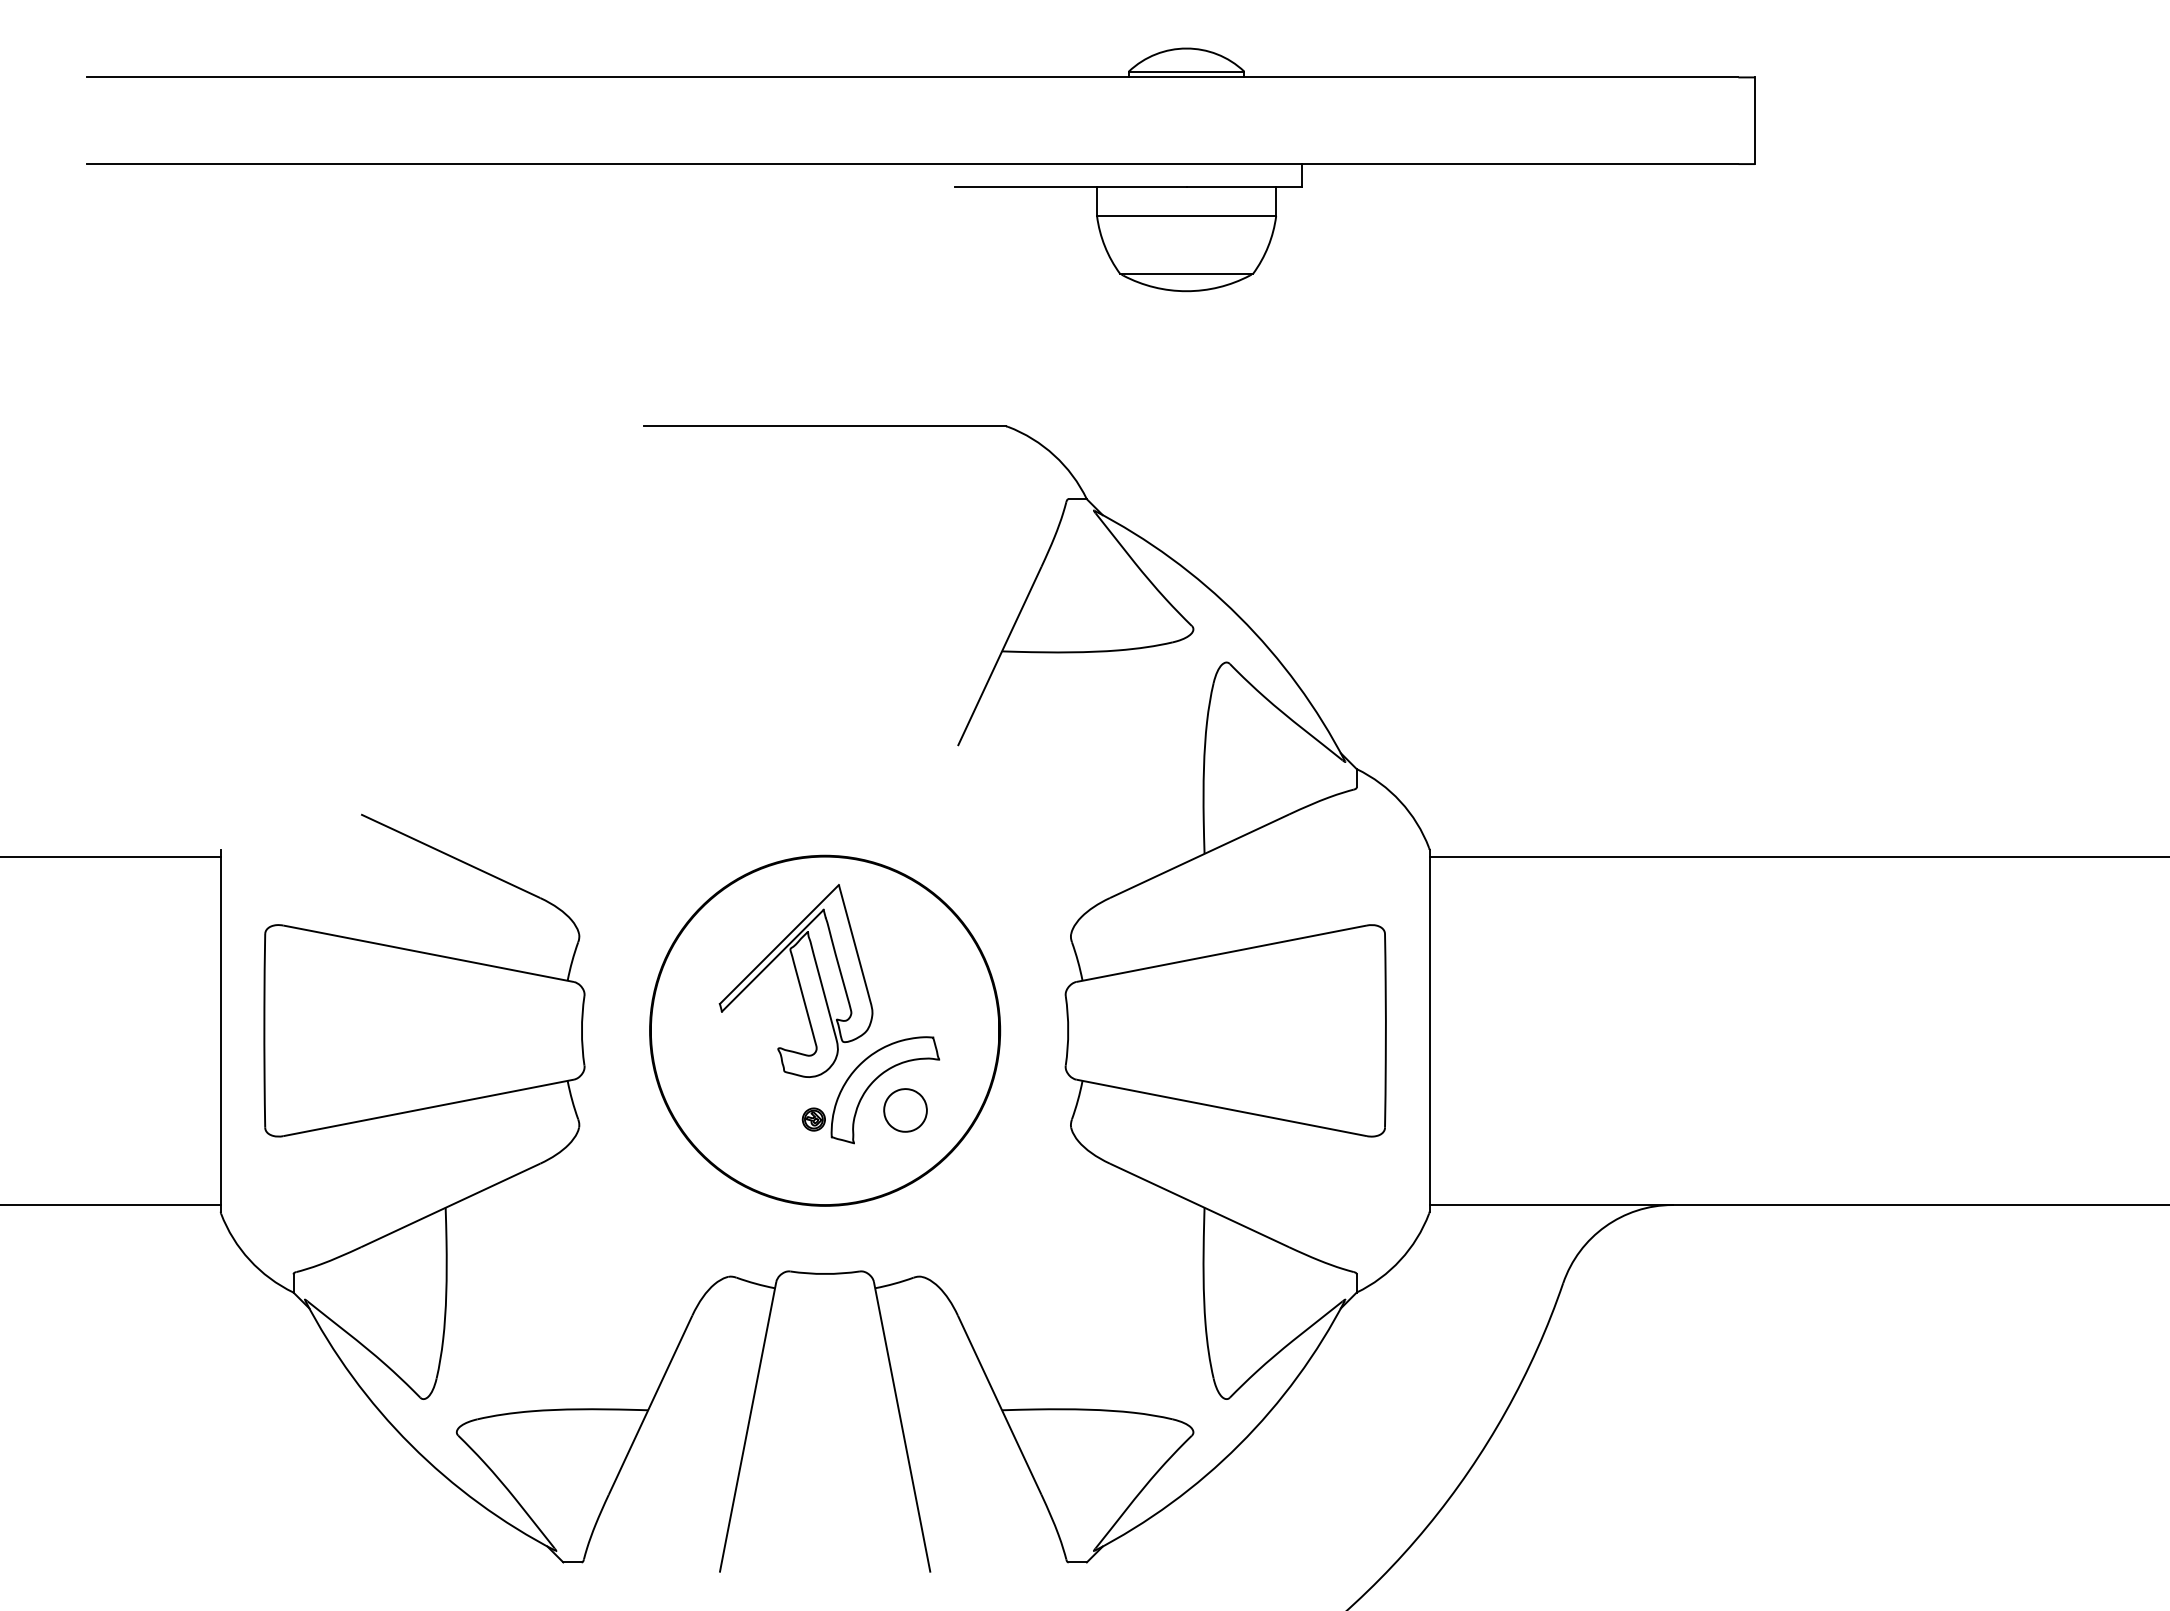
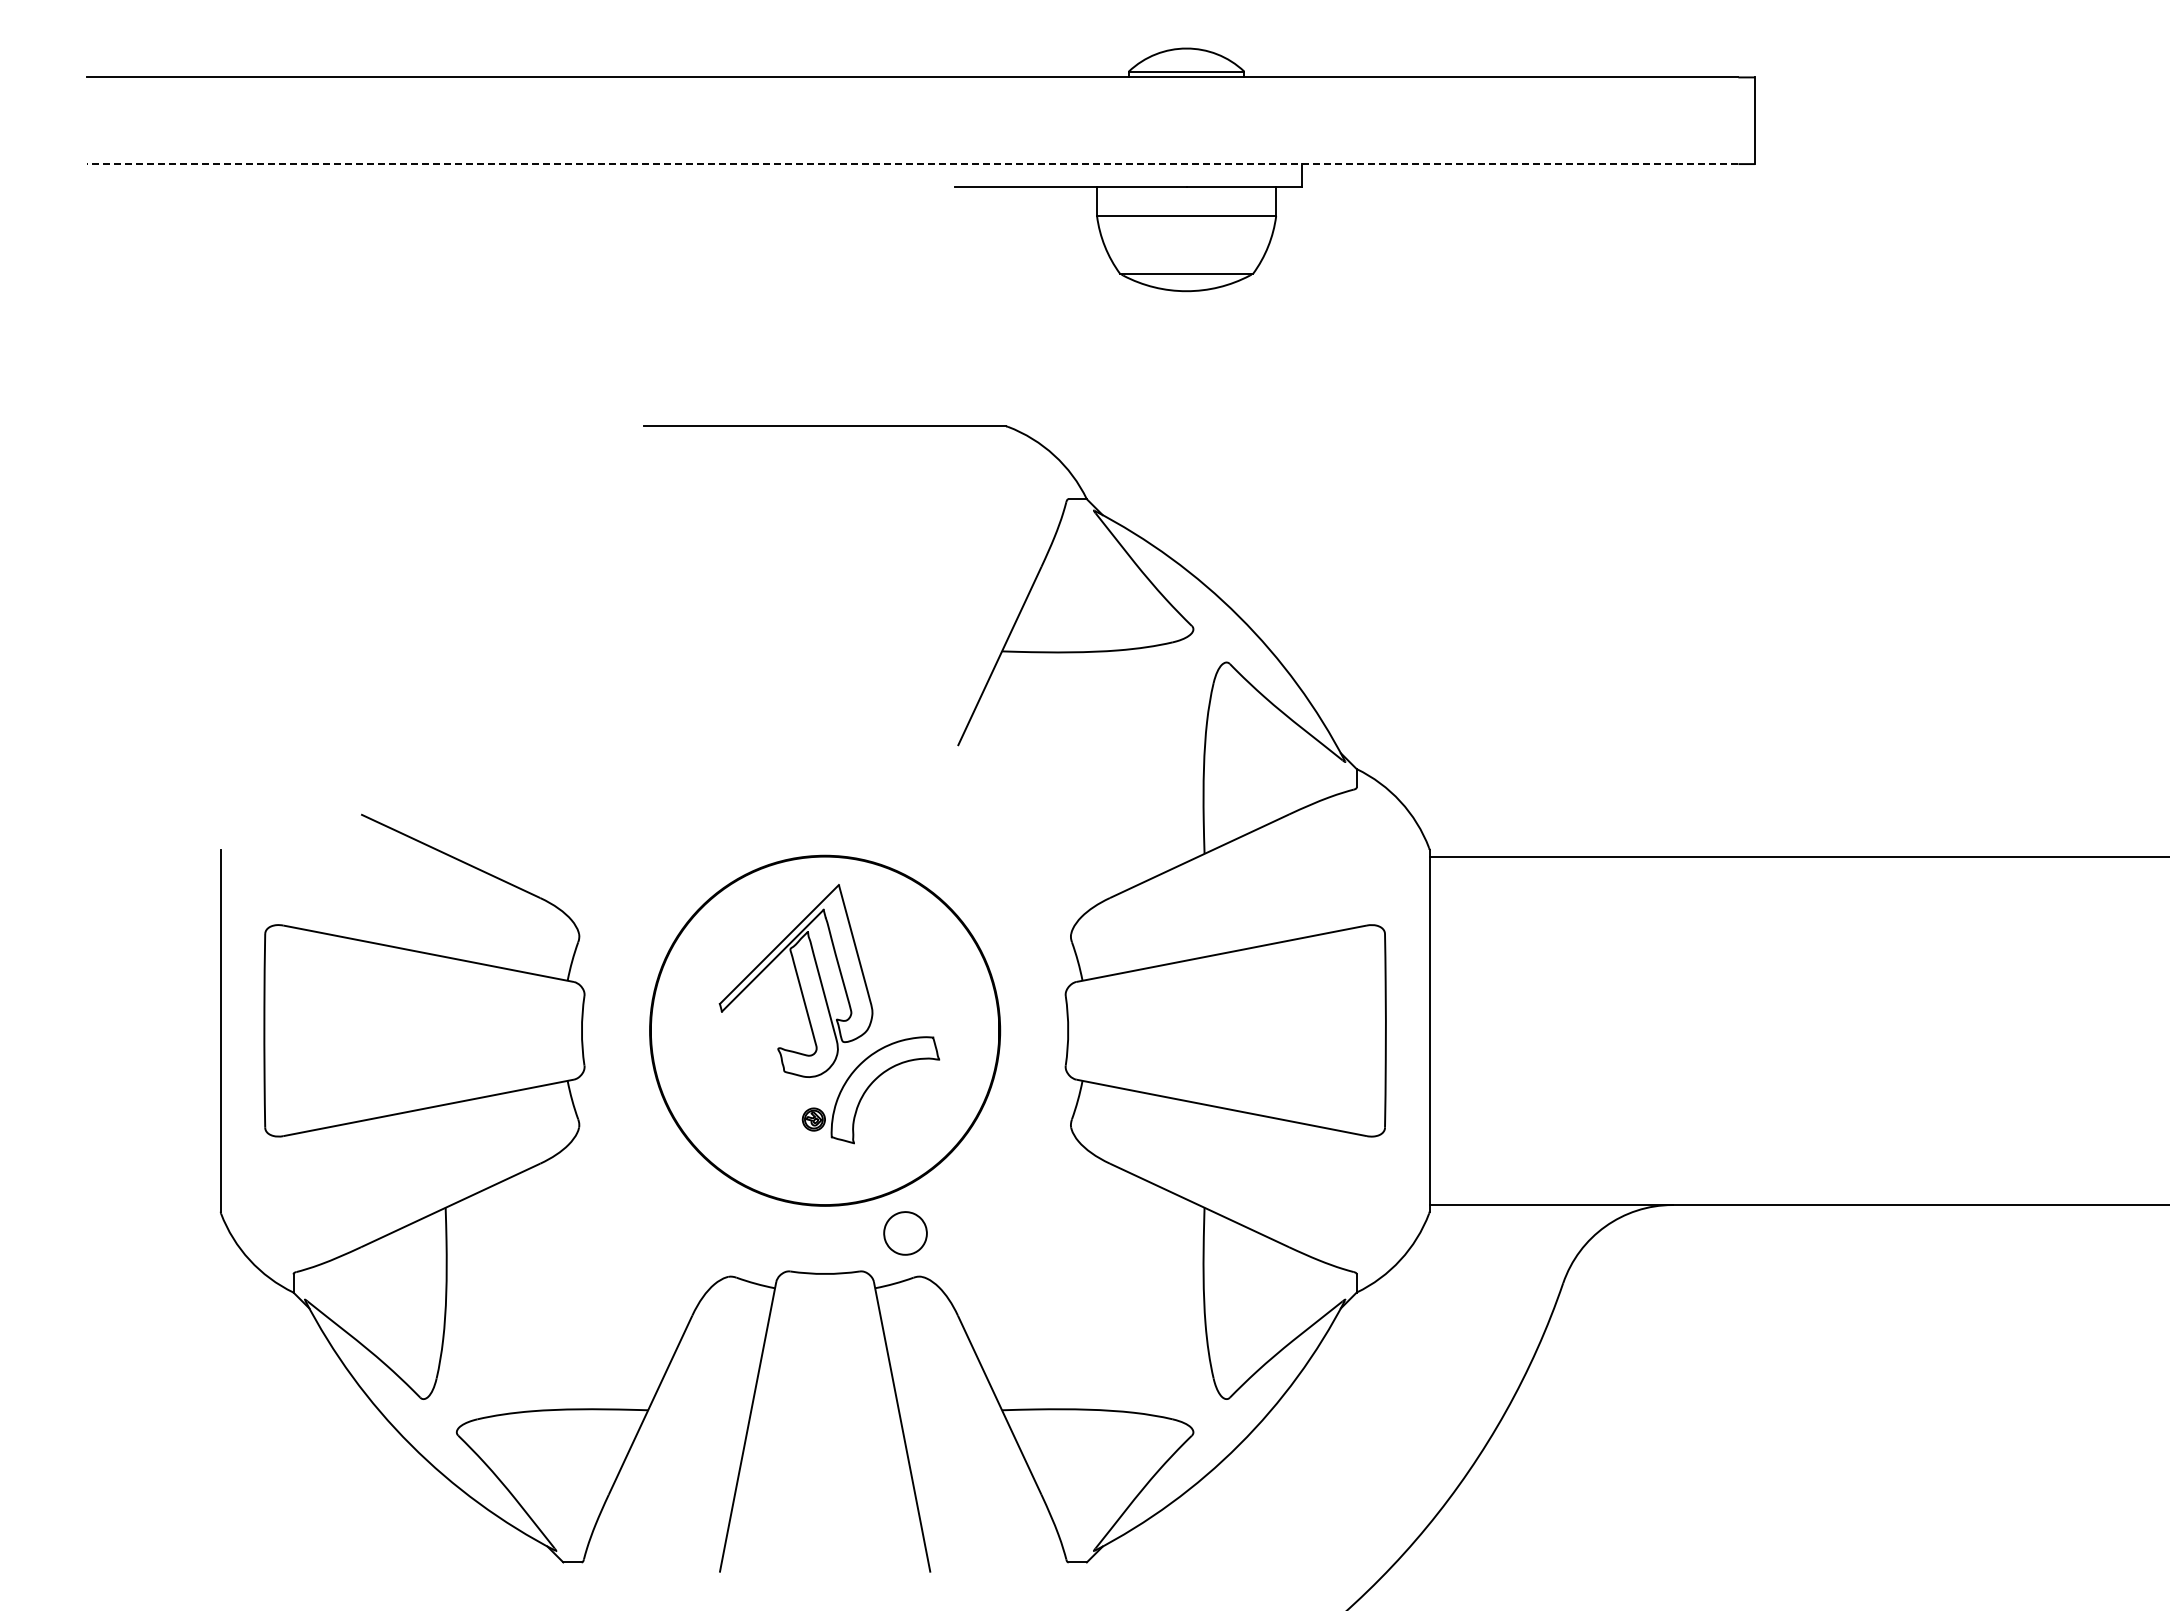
line: solid -> dashed (912, 164)
line: present -> none (111, 856)
part position: (905, 1110) -> (905, 1233) (905, 1233)
line: present -> none (111, 1205)
